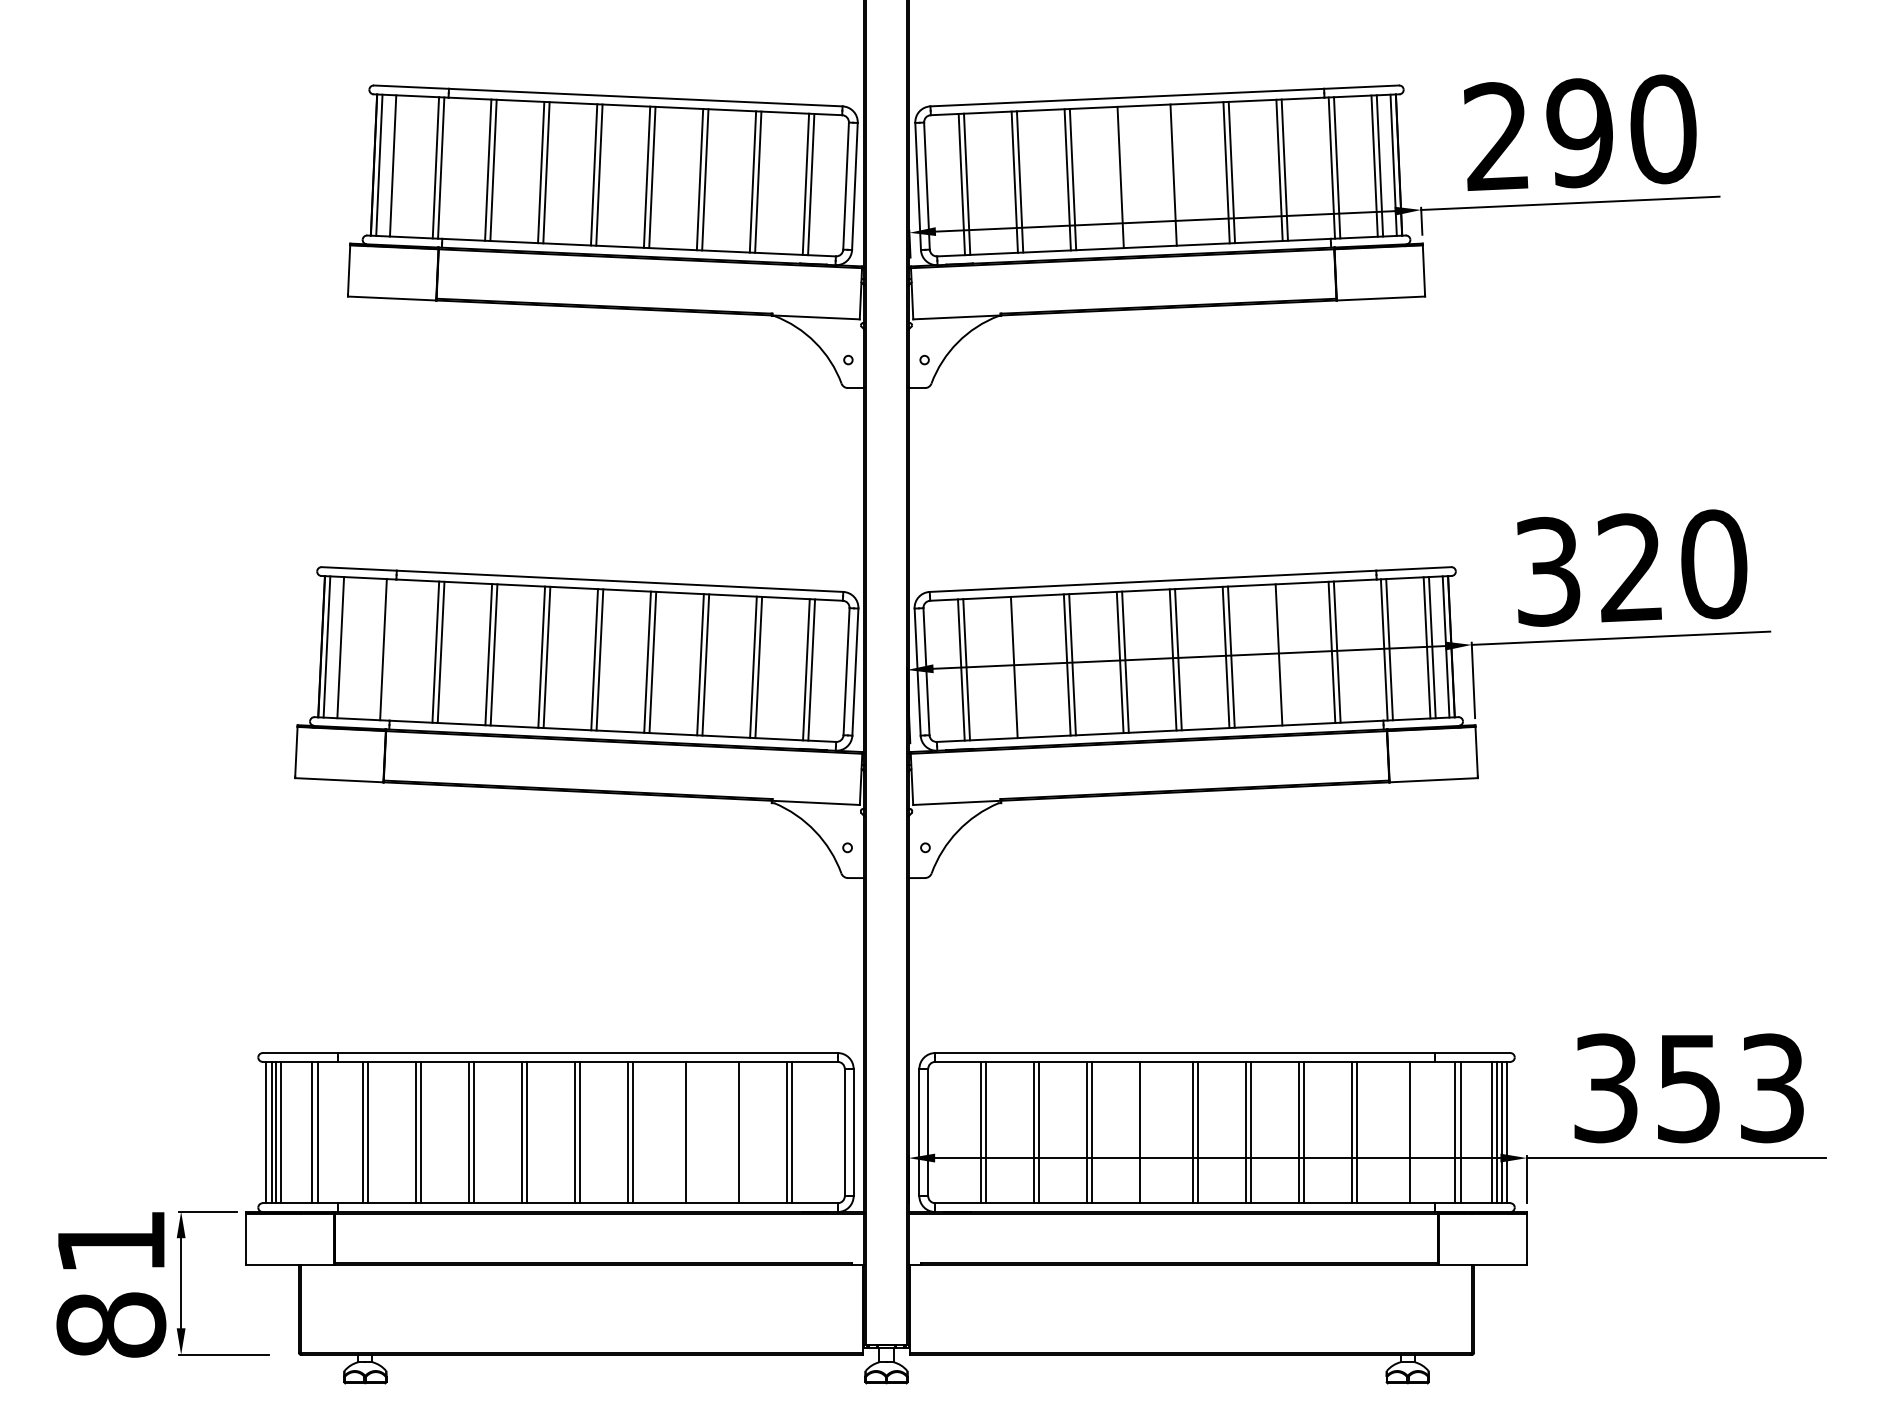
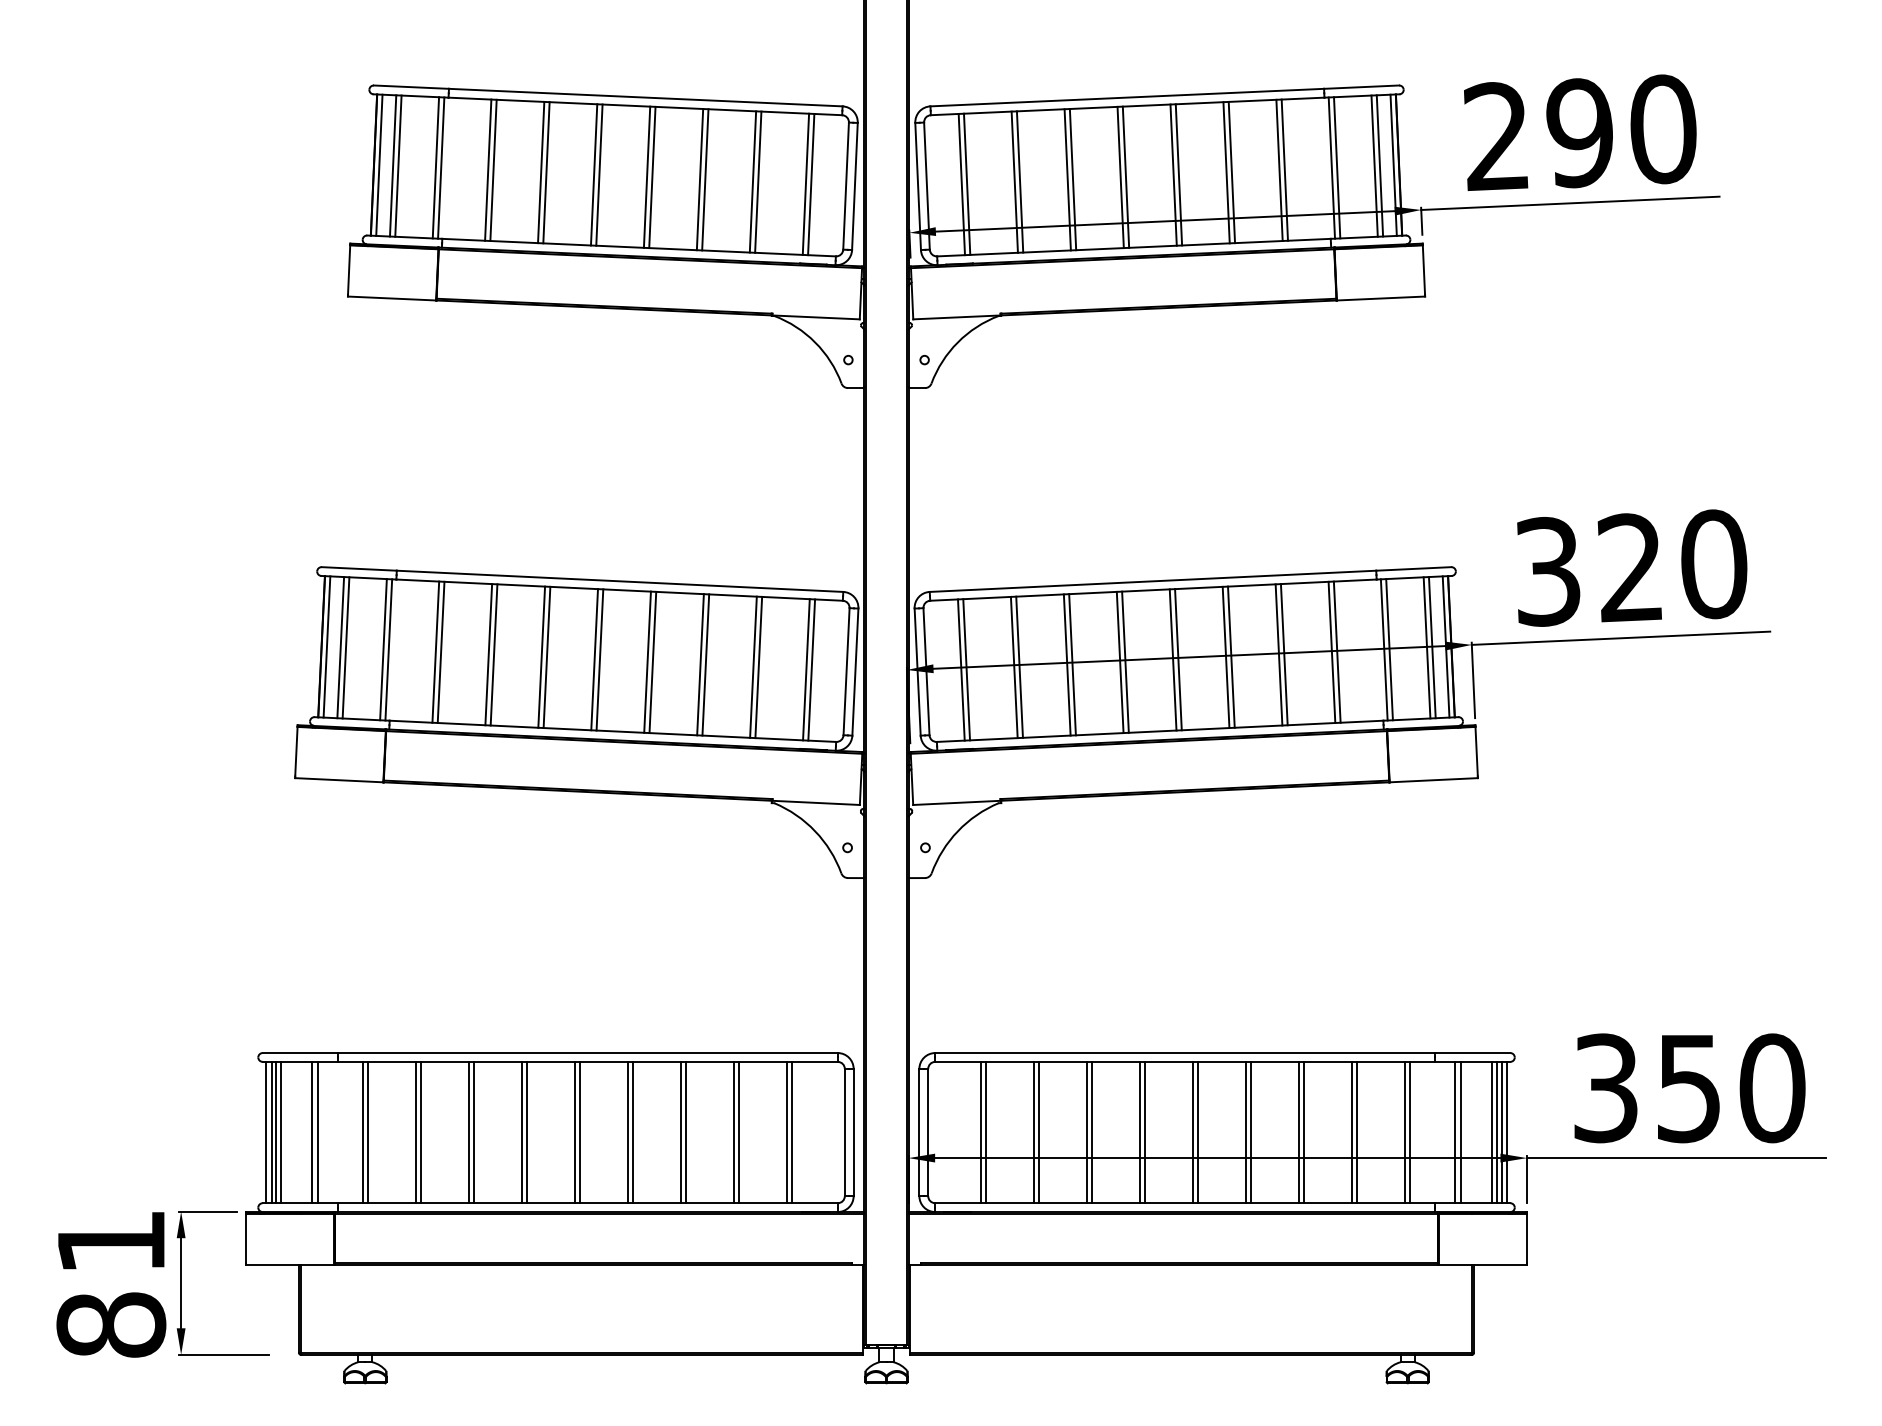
line: none -> present (398, 165)
line: none -> present (1178, 174)
line: none -> present (1125, 176)
line: none -> present (345, 647)
line: none -> present (388, 649)
line: none -> present (1283, 654)
line: none -> present (1019, 666)
text: 353 -> 350 (1772, 1088)
line: none -> present (680, 1132)
line: none -> present (733, 1132)
line: none -> present (1145, 1132)
line: none -> present (1404, 1132)
